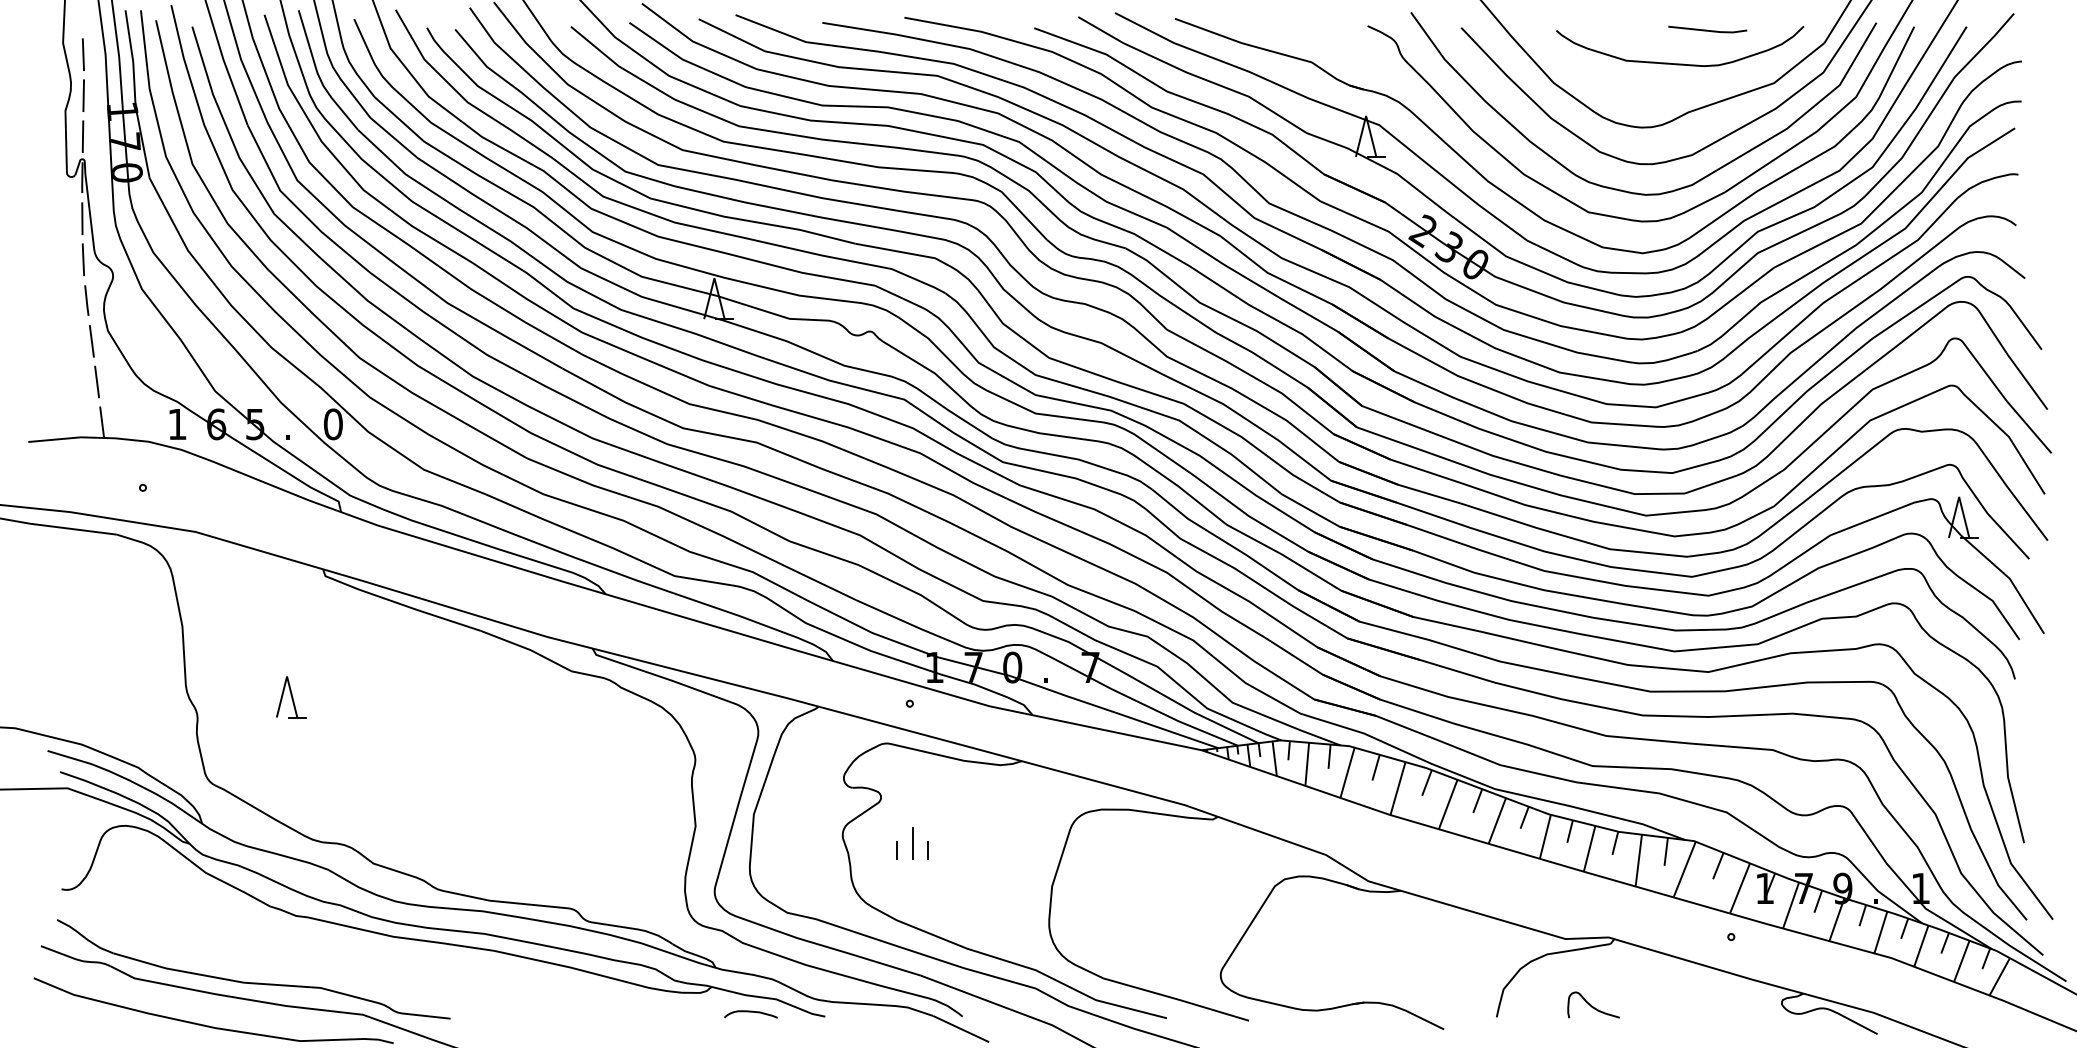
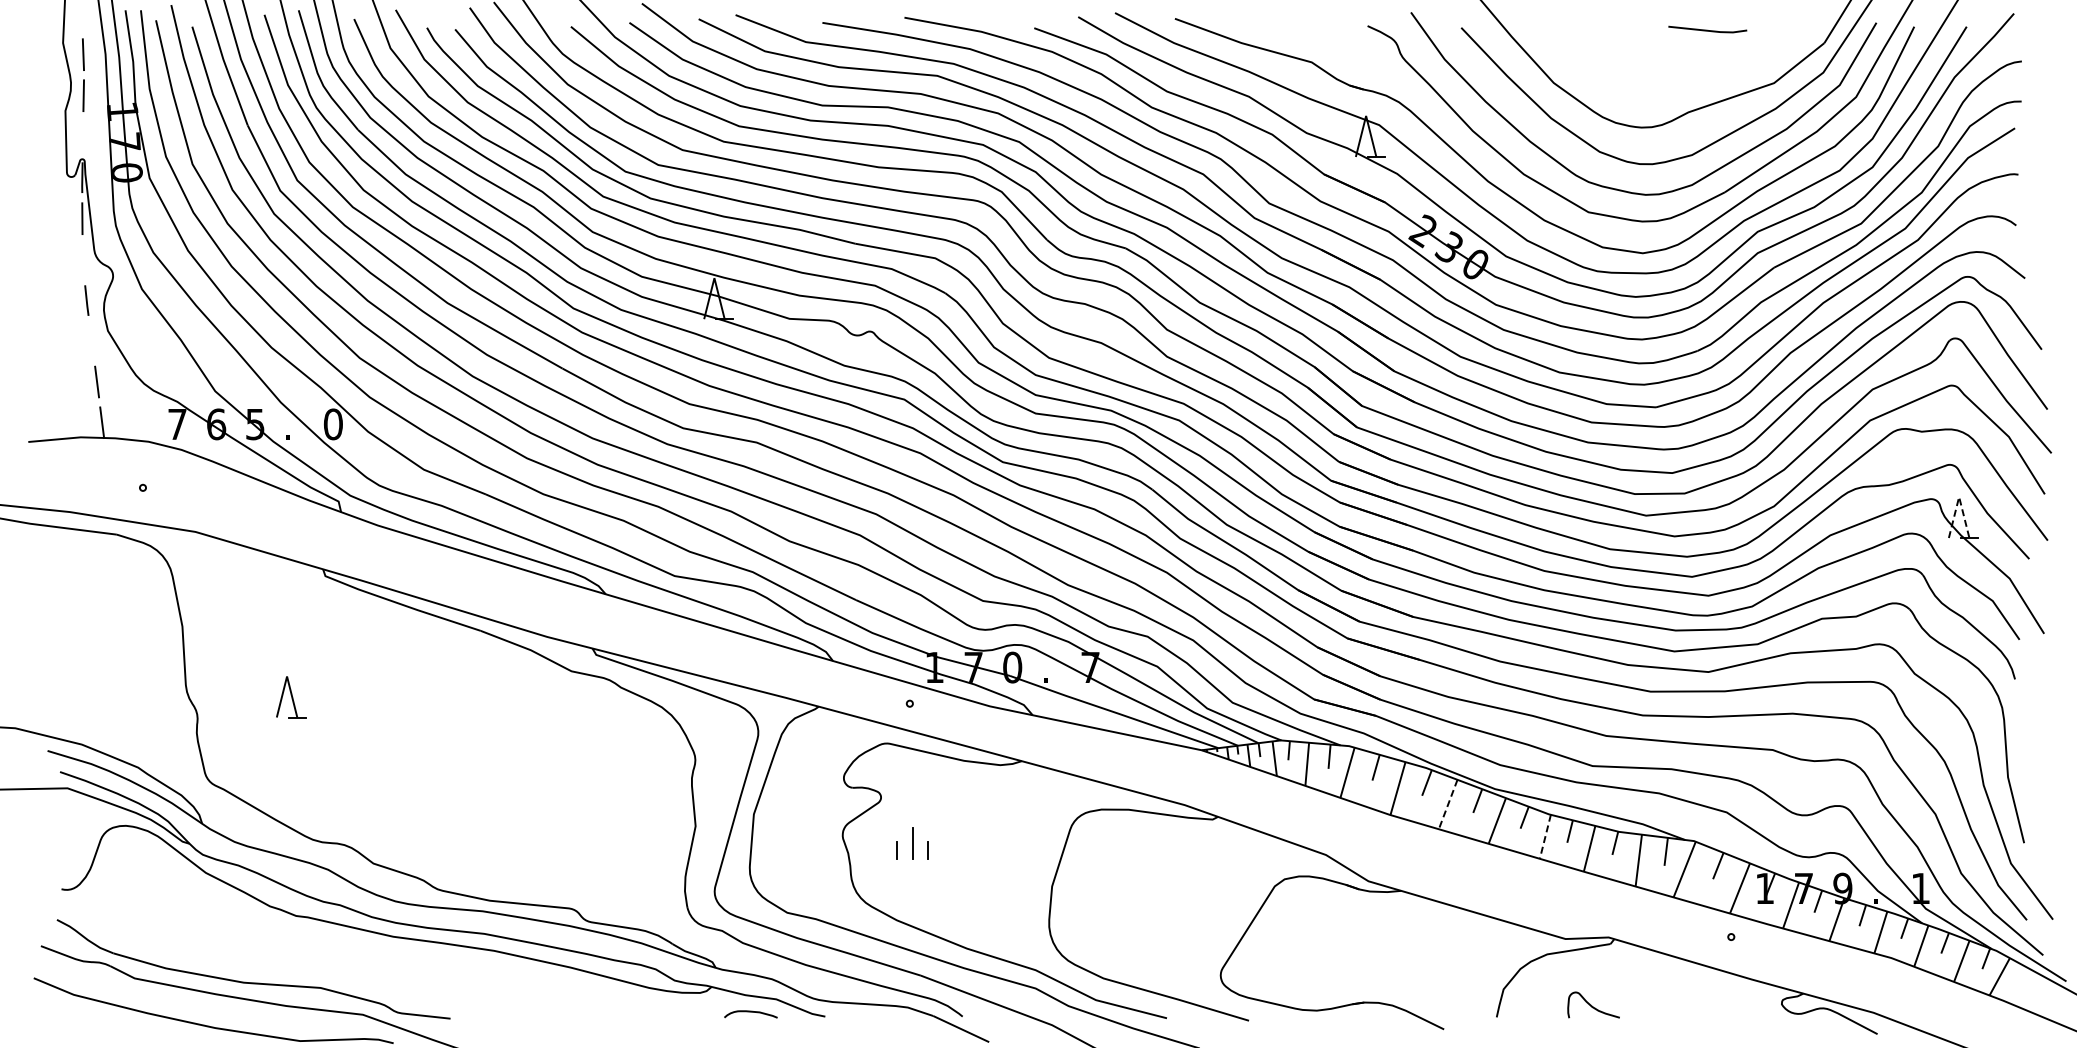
curve: present -> none (1680, 63)
line: present -> none (82, 136)
line: present -> none (83, 259)
line: present -> none (91, 341)
text: 1 -> 7 (177, 424)
line: solid -> dashed (1959, 496)
line: solid -> dashed (1448, 804)
line: solid -> dashed (1545, 836)
